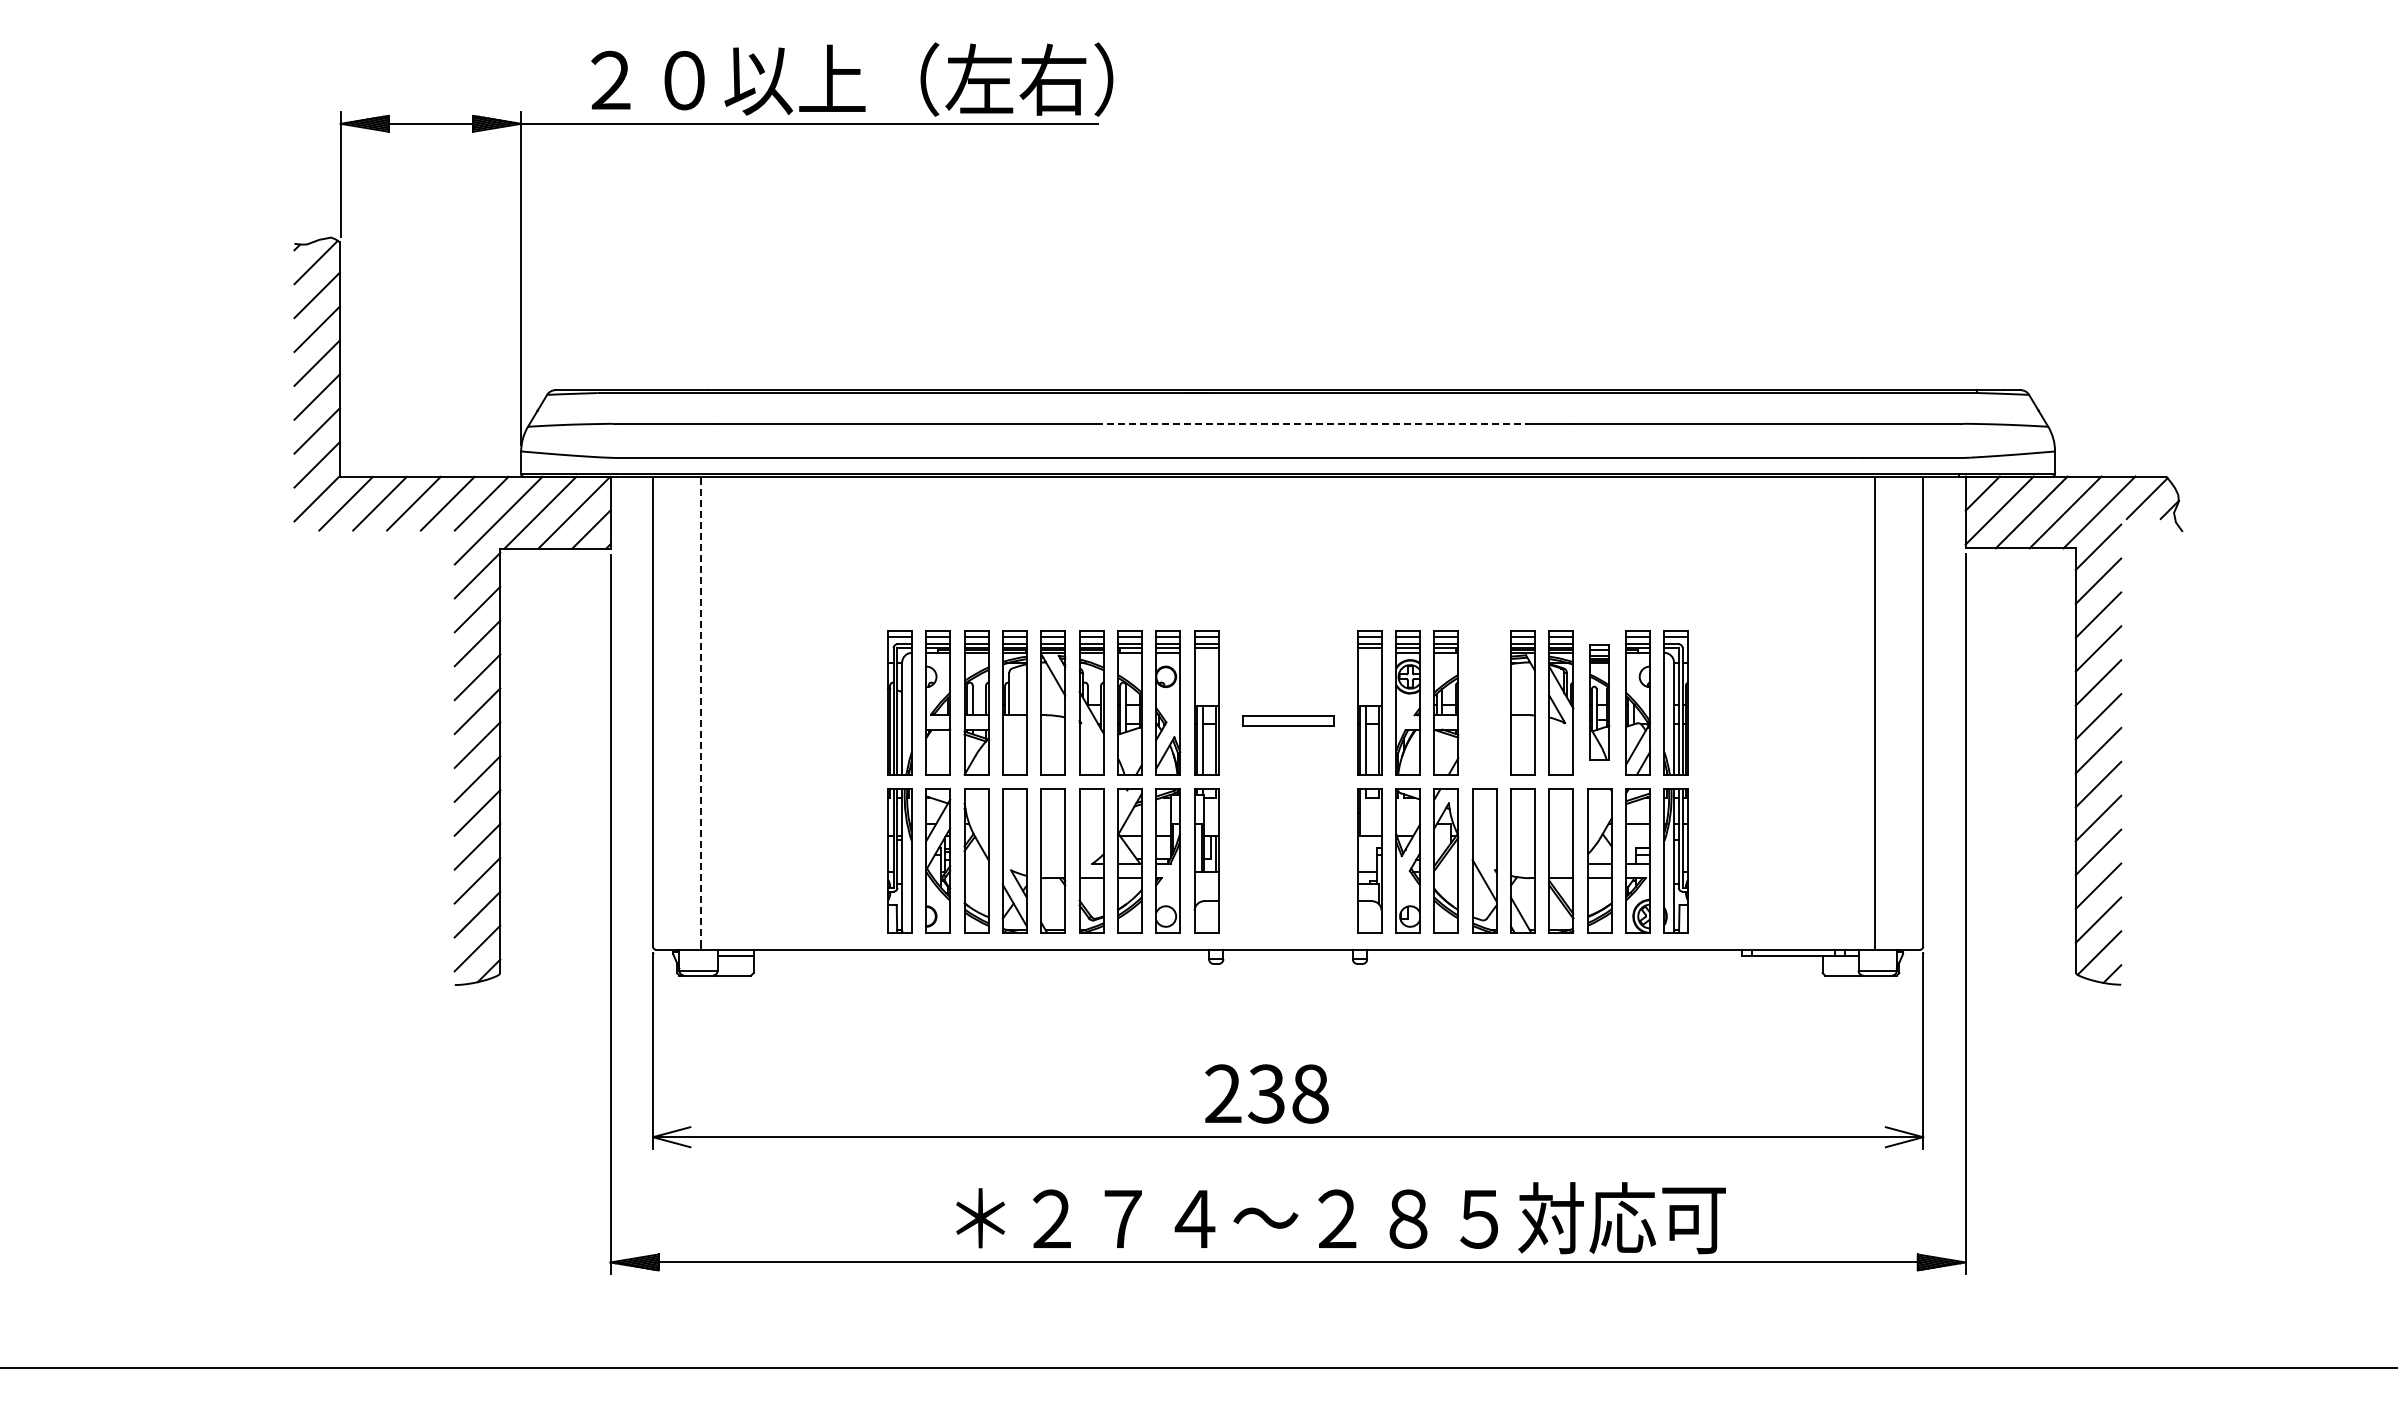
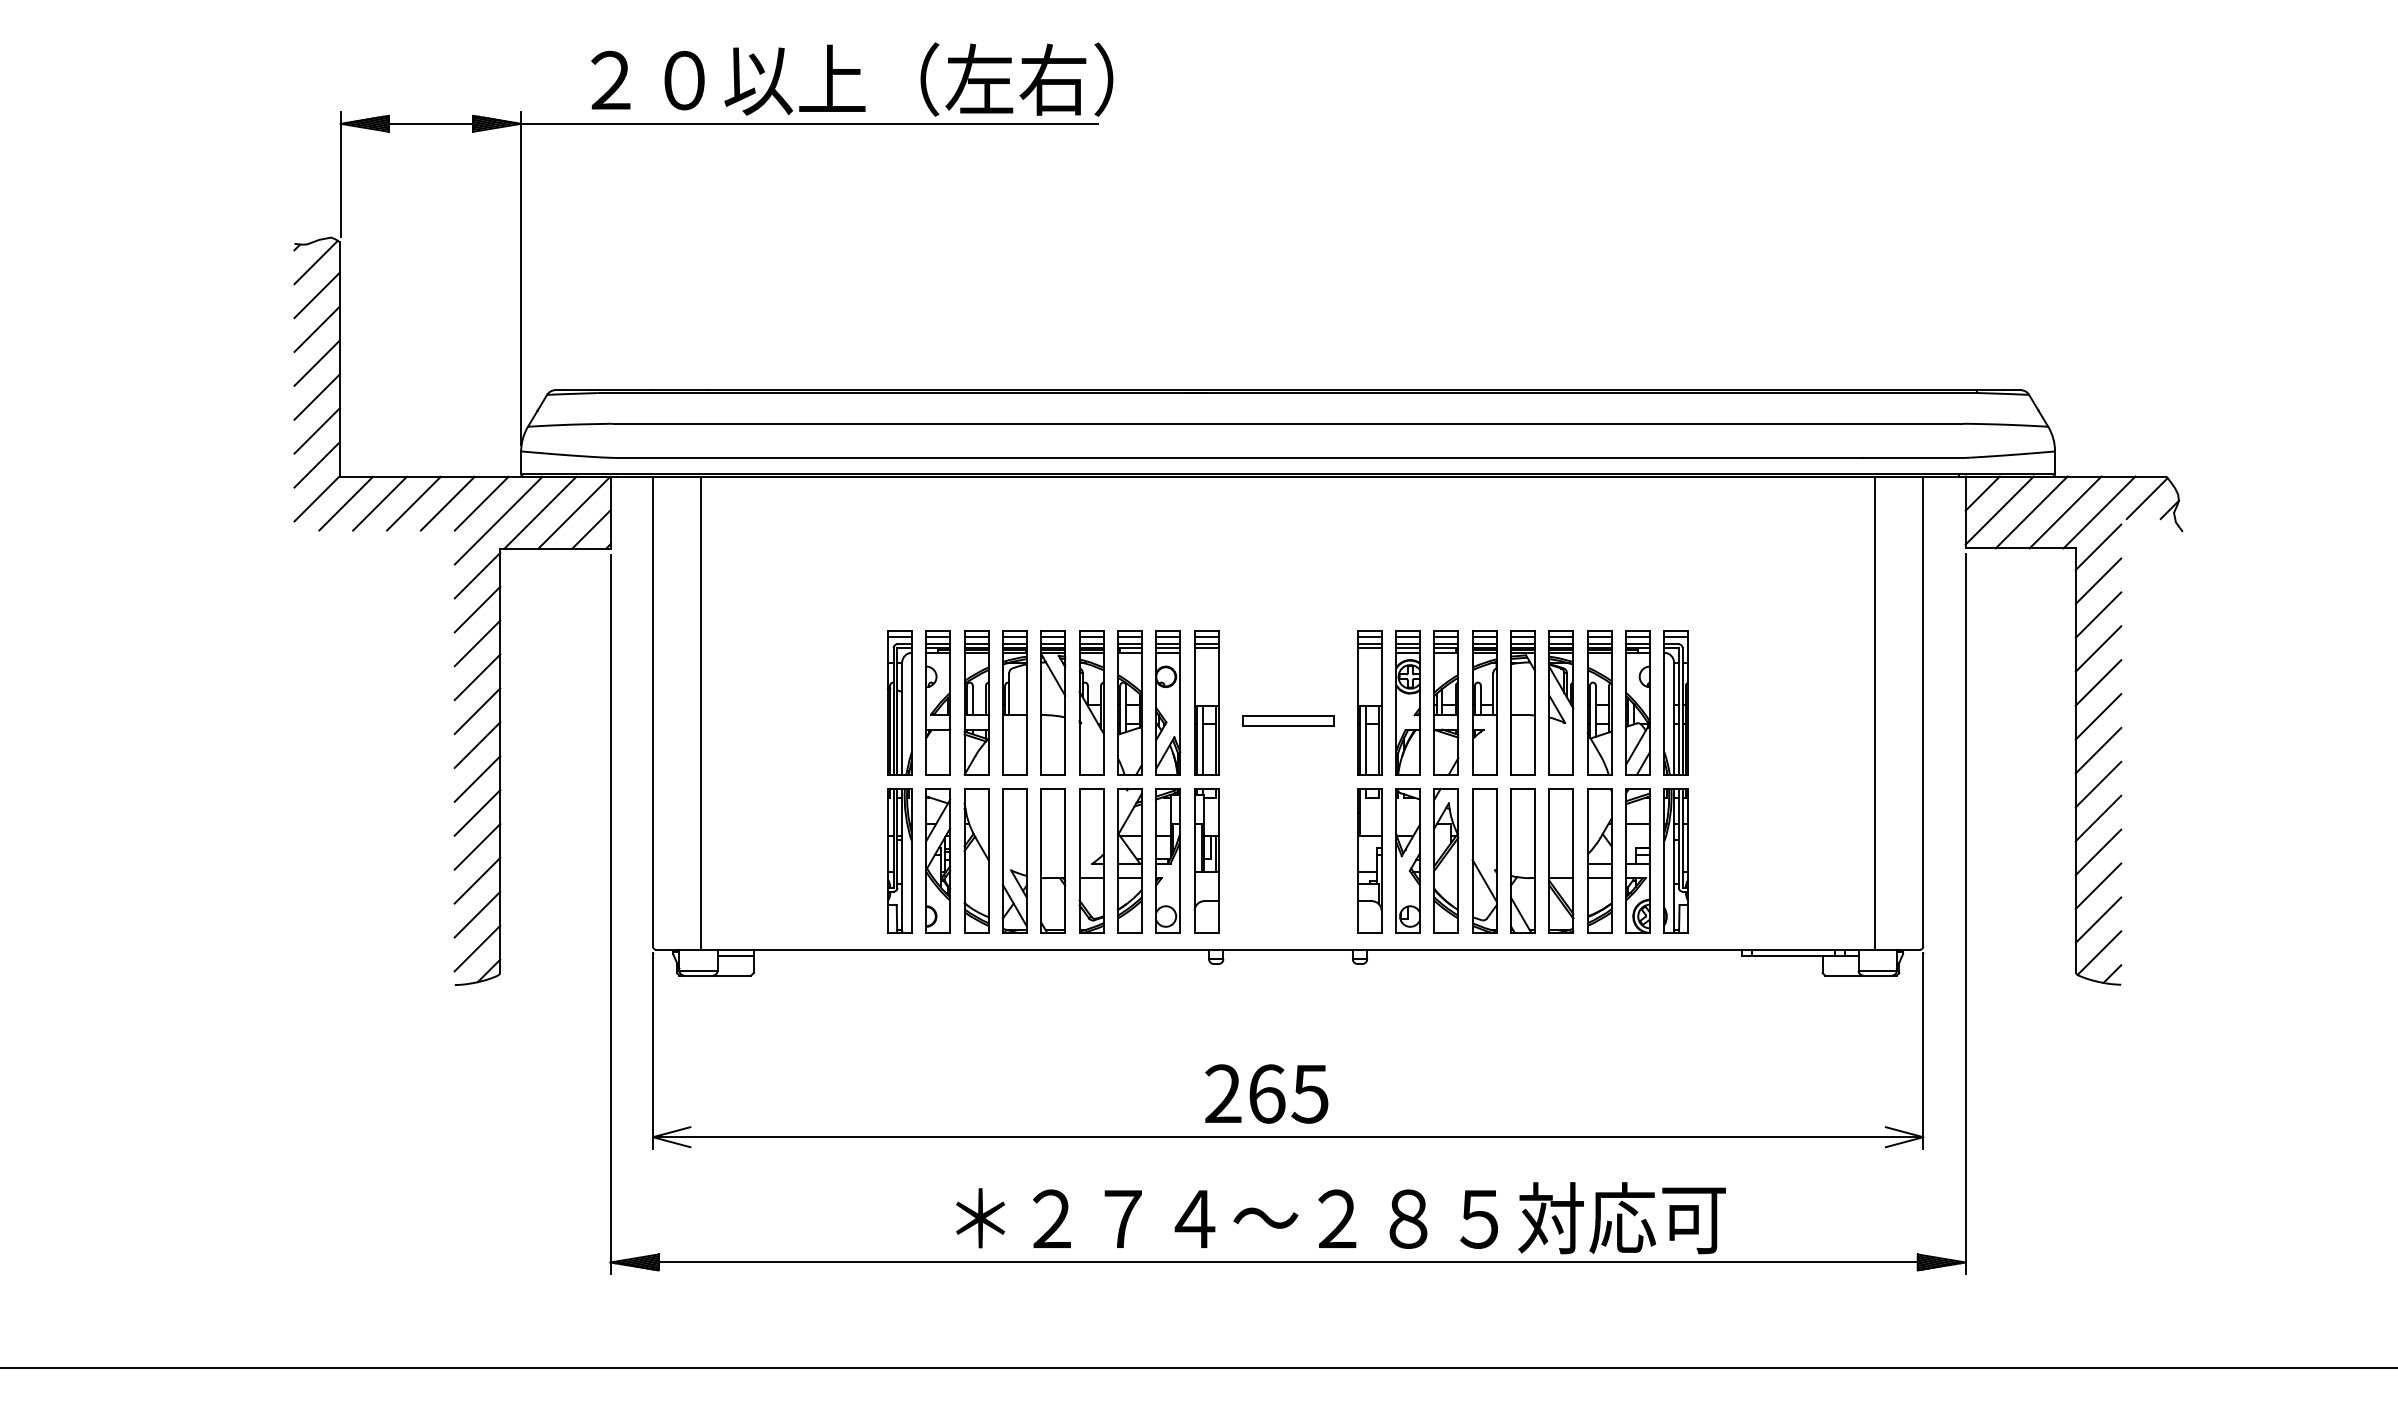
line: dashed -> solid (1312, 424)
part: none -> present (1484, 702)
part size: 22x117 px -> 27x146 px (1599, 702)
line: dashed -> solid (700, 711)
text: 238 -> 265 (1288, 1093)
